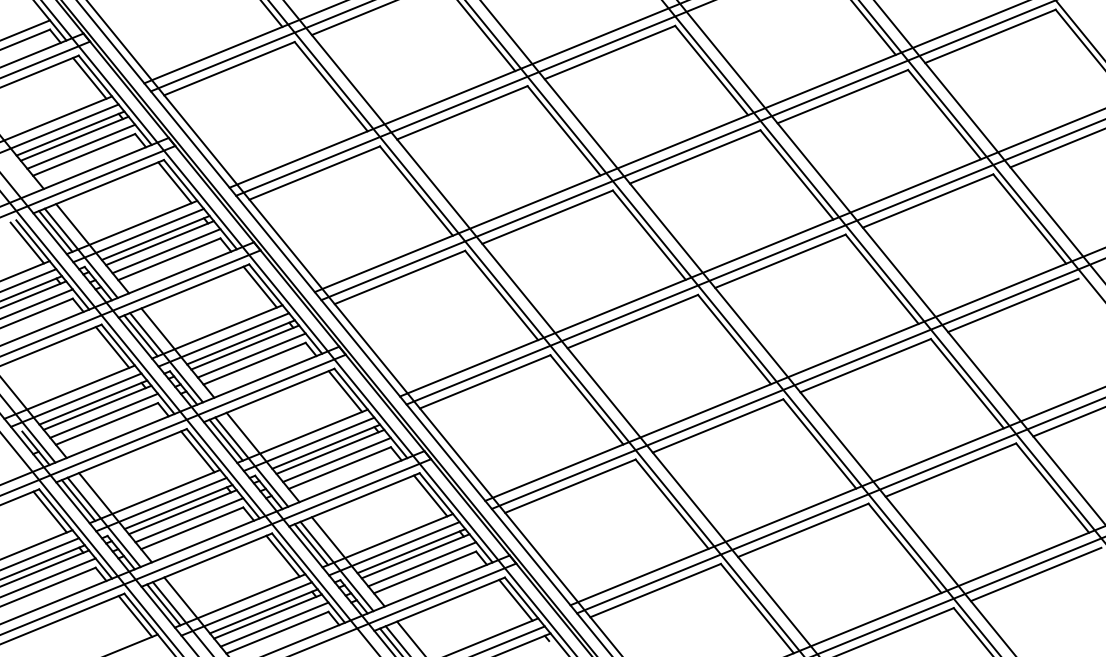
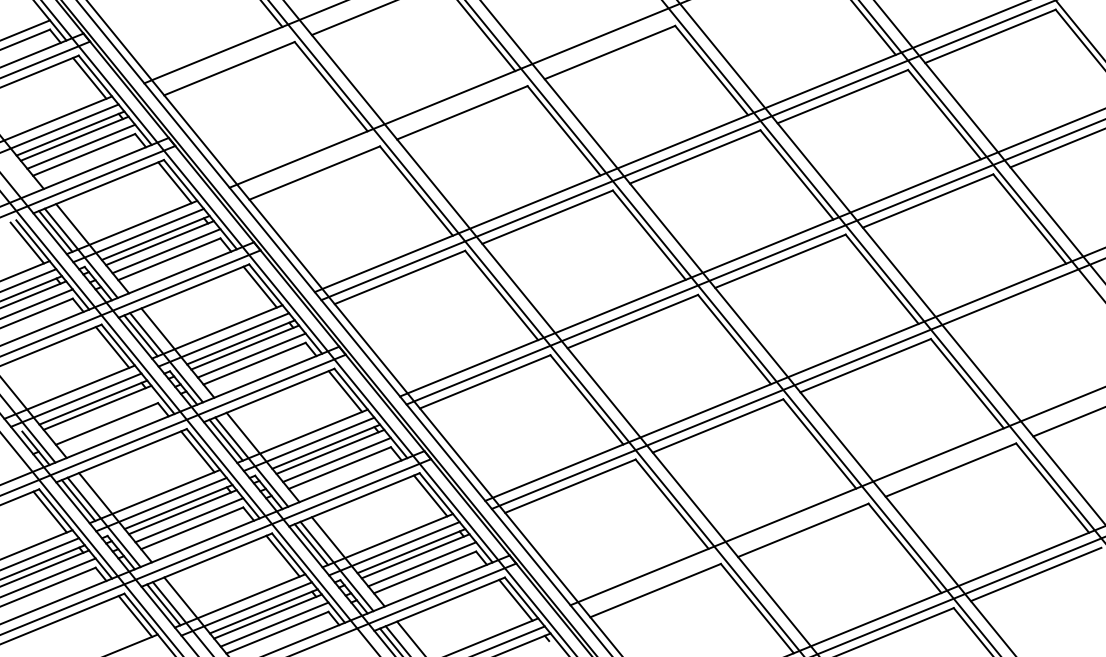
line: present -> none (259, 46)
line: present -> none (473, 98)
line: present -> none (1013, 305)
line: present -> none (104, 415)
line: present -> none (839, 505)
